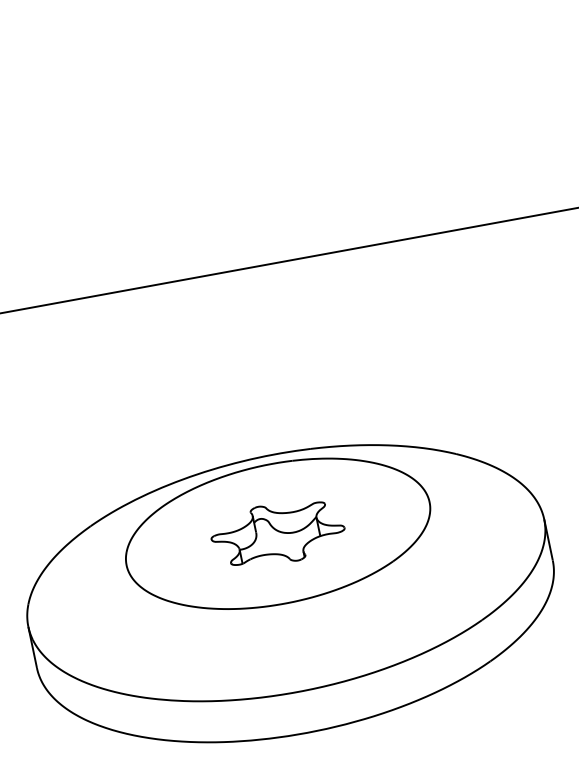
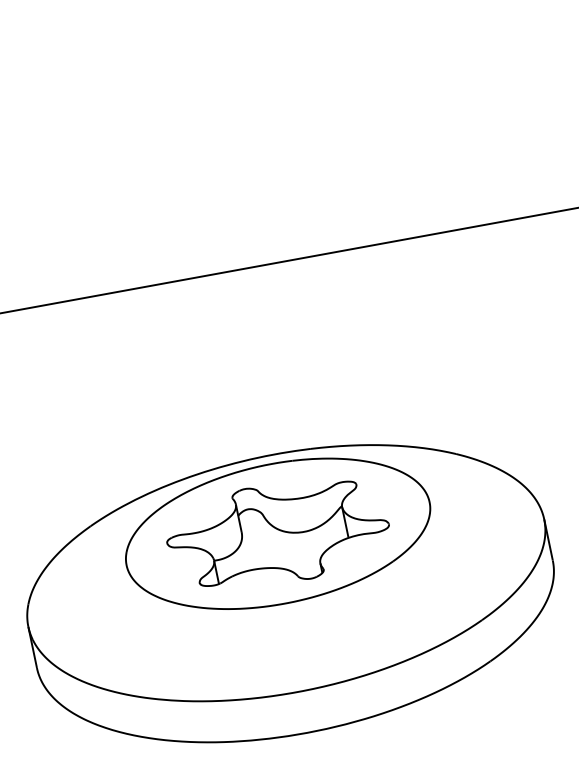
part size: 136x65 px -> 224x107 px (277, 533)
